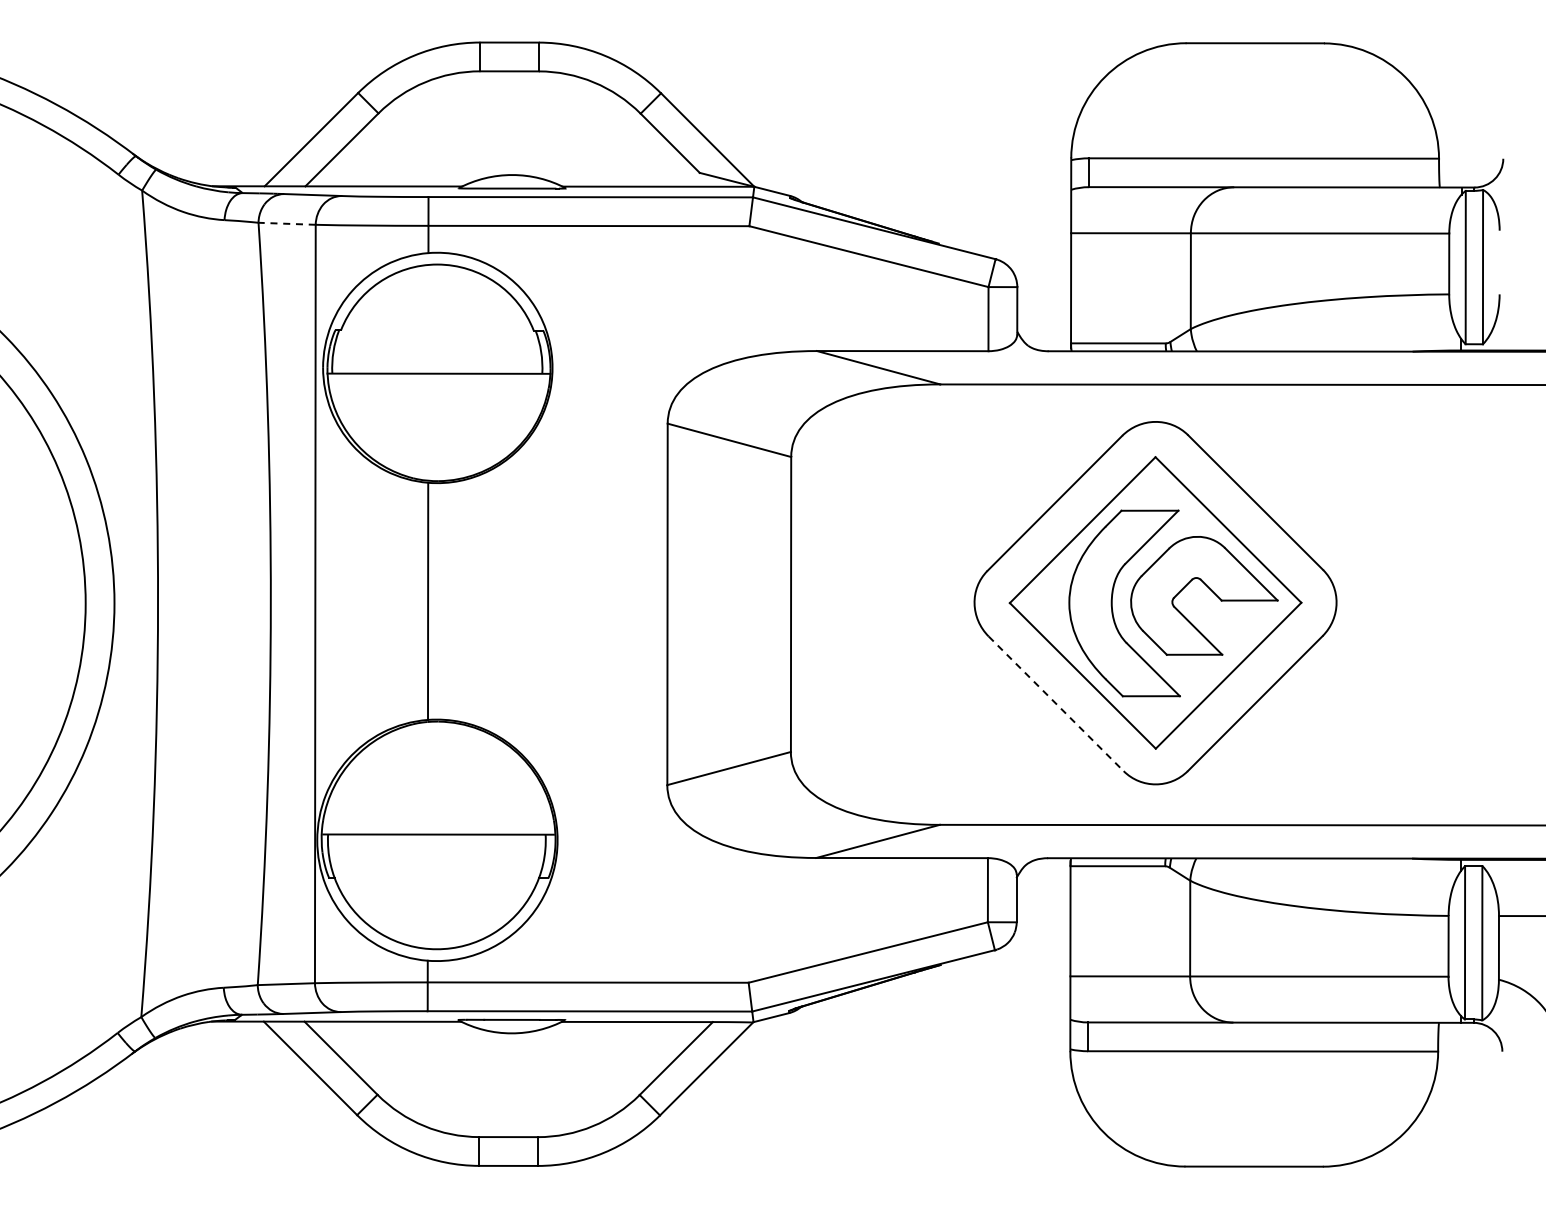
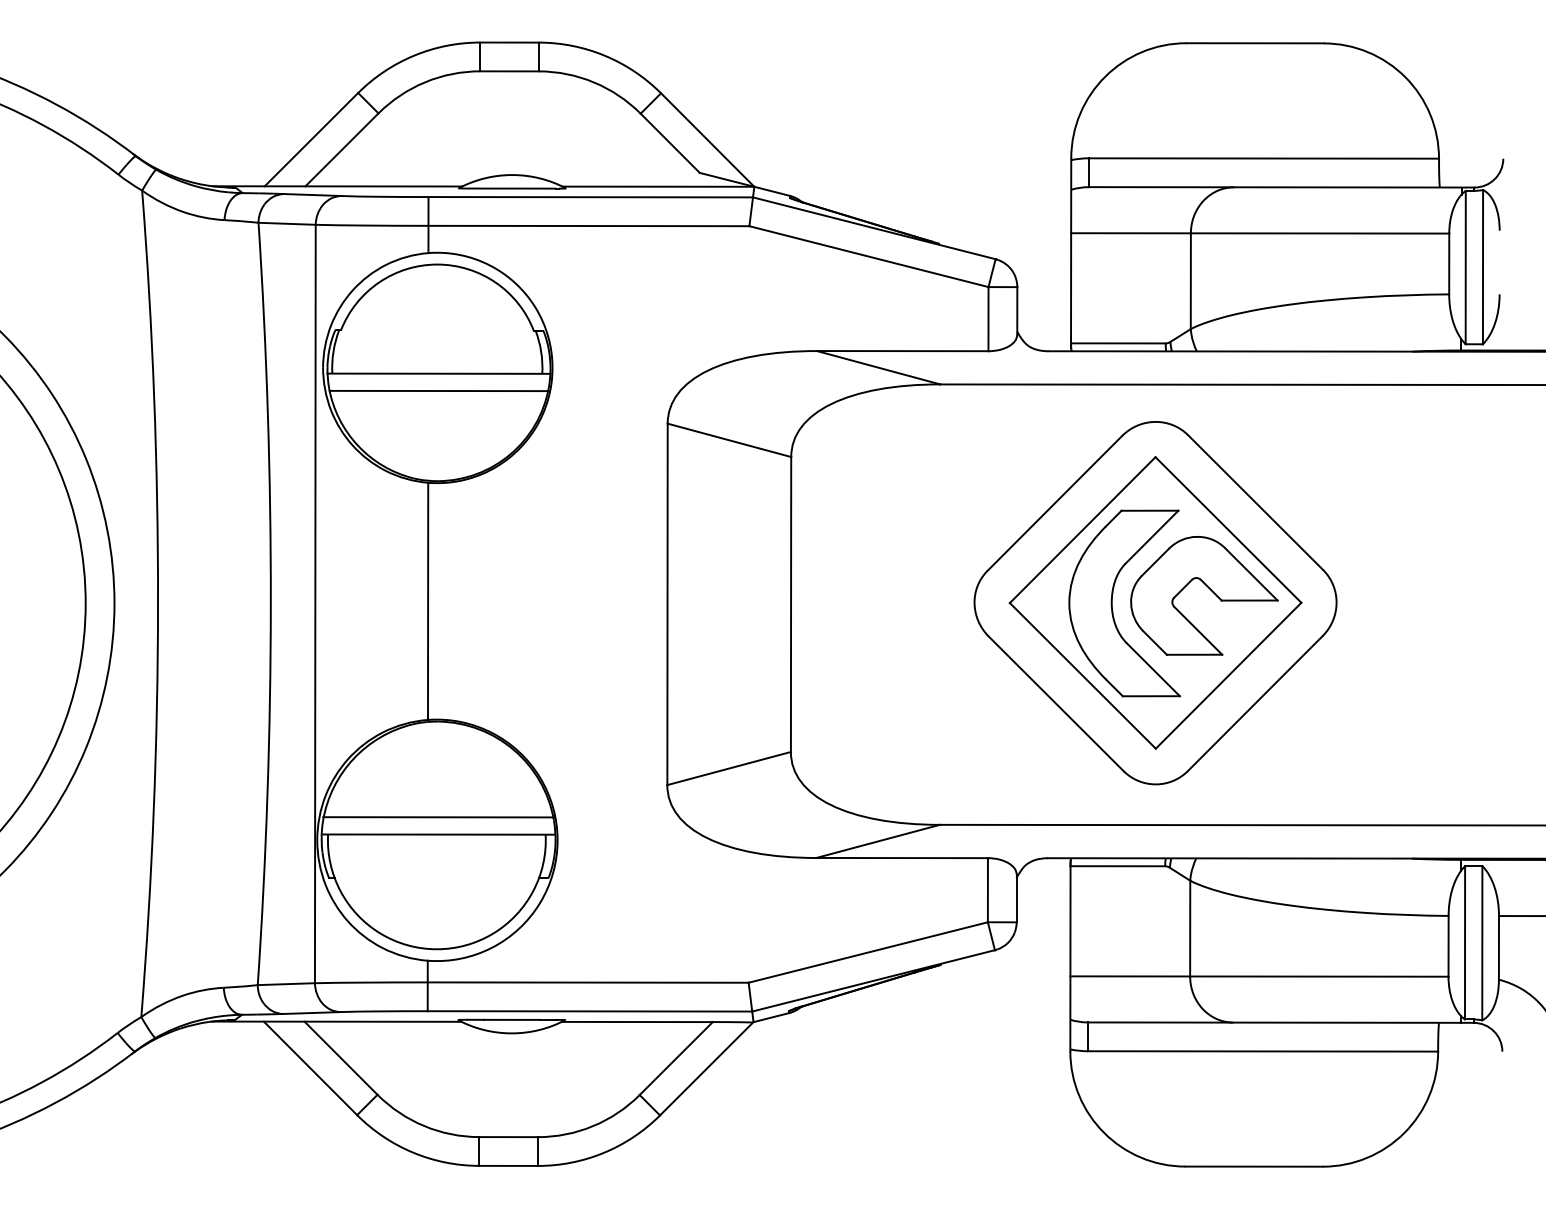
line: dashed -> solid (287, 223)
line: none -> present (438, 390)
line: dashed -> solid (1056, 704)
line: none -> present (438, 817)
